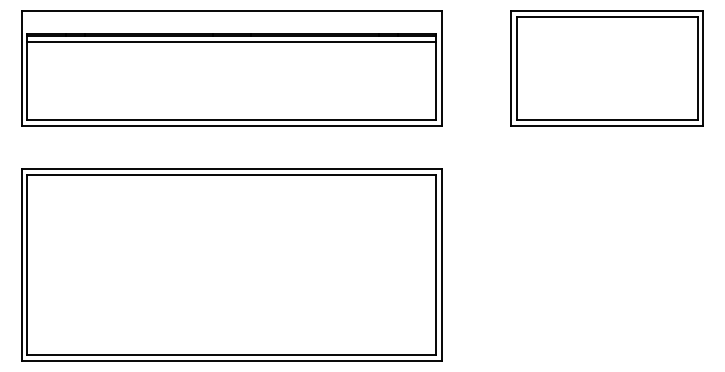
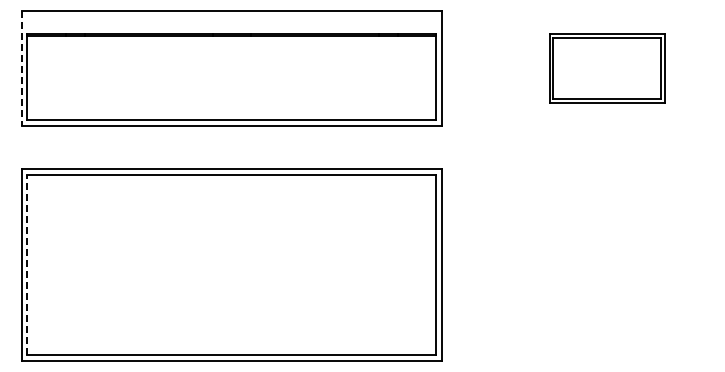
line: present -> none (231, 41)
line: solid -> dashed (21, 68)
part size: 194x117 px -> 117x71 px (607, 68)
line: solid -> dashed (27, 264)
